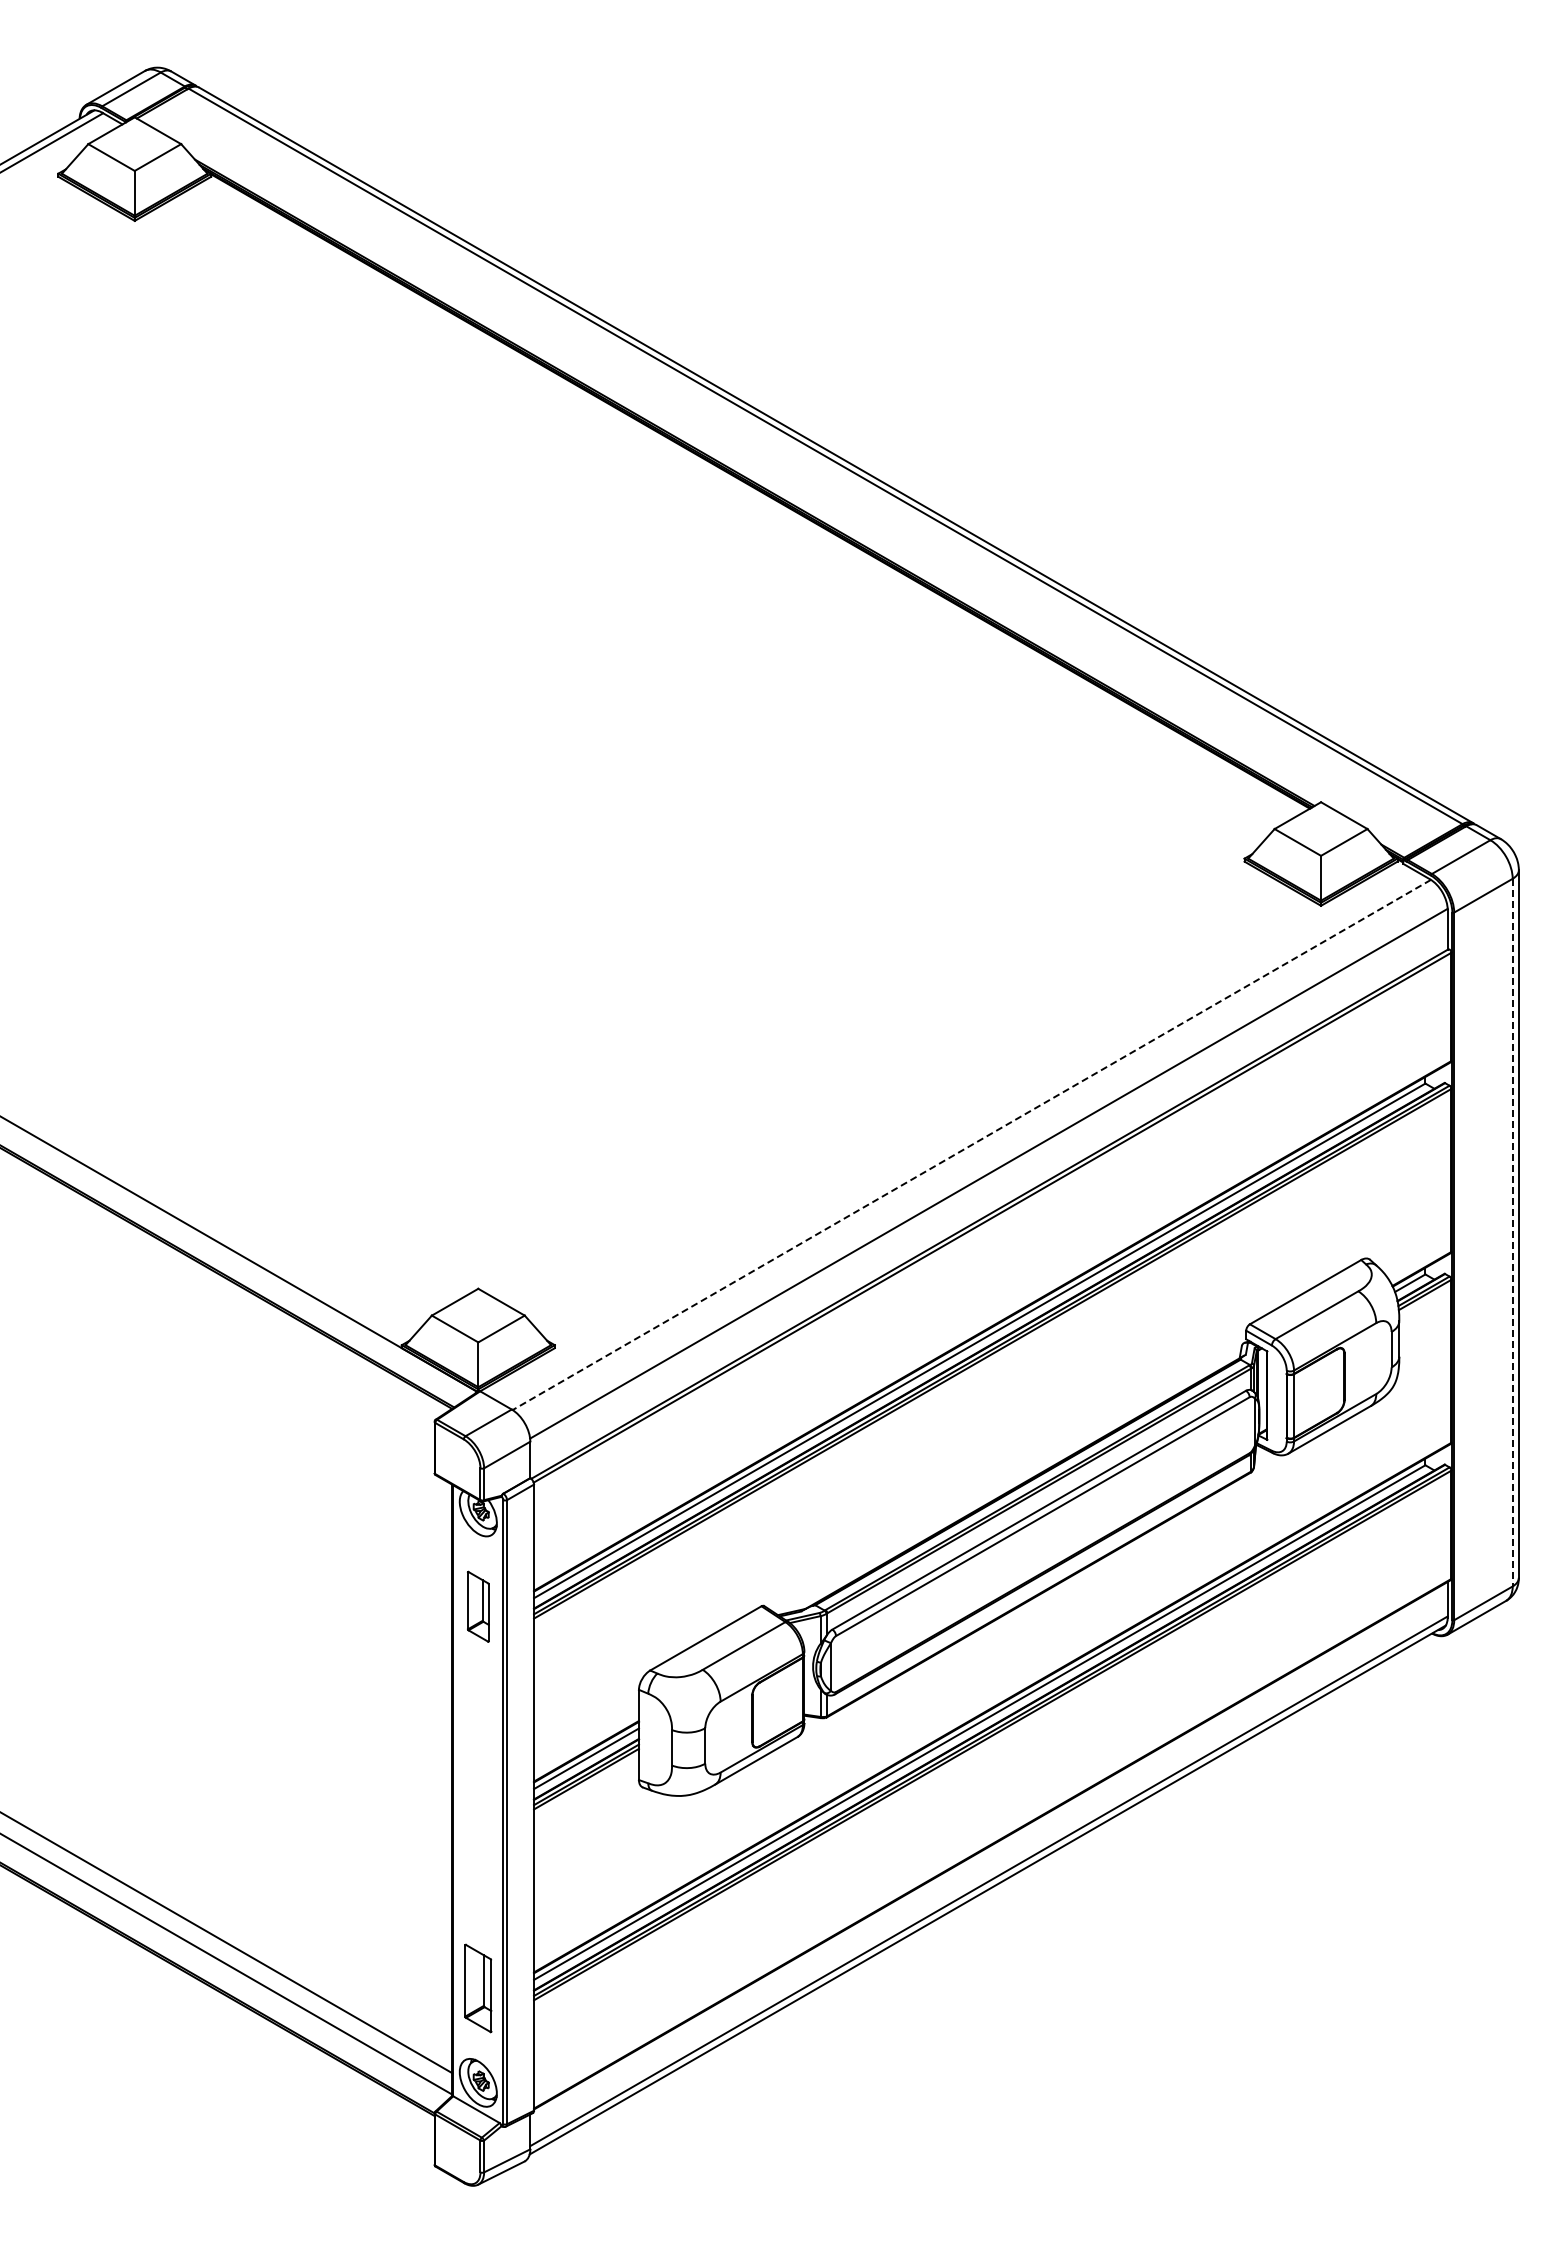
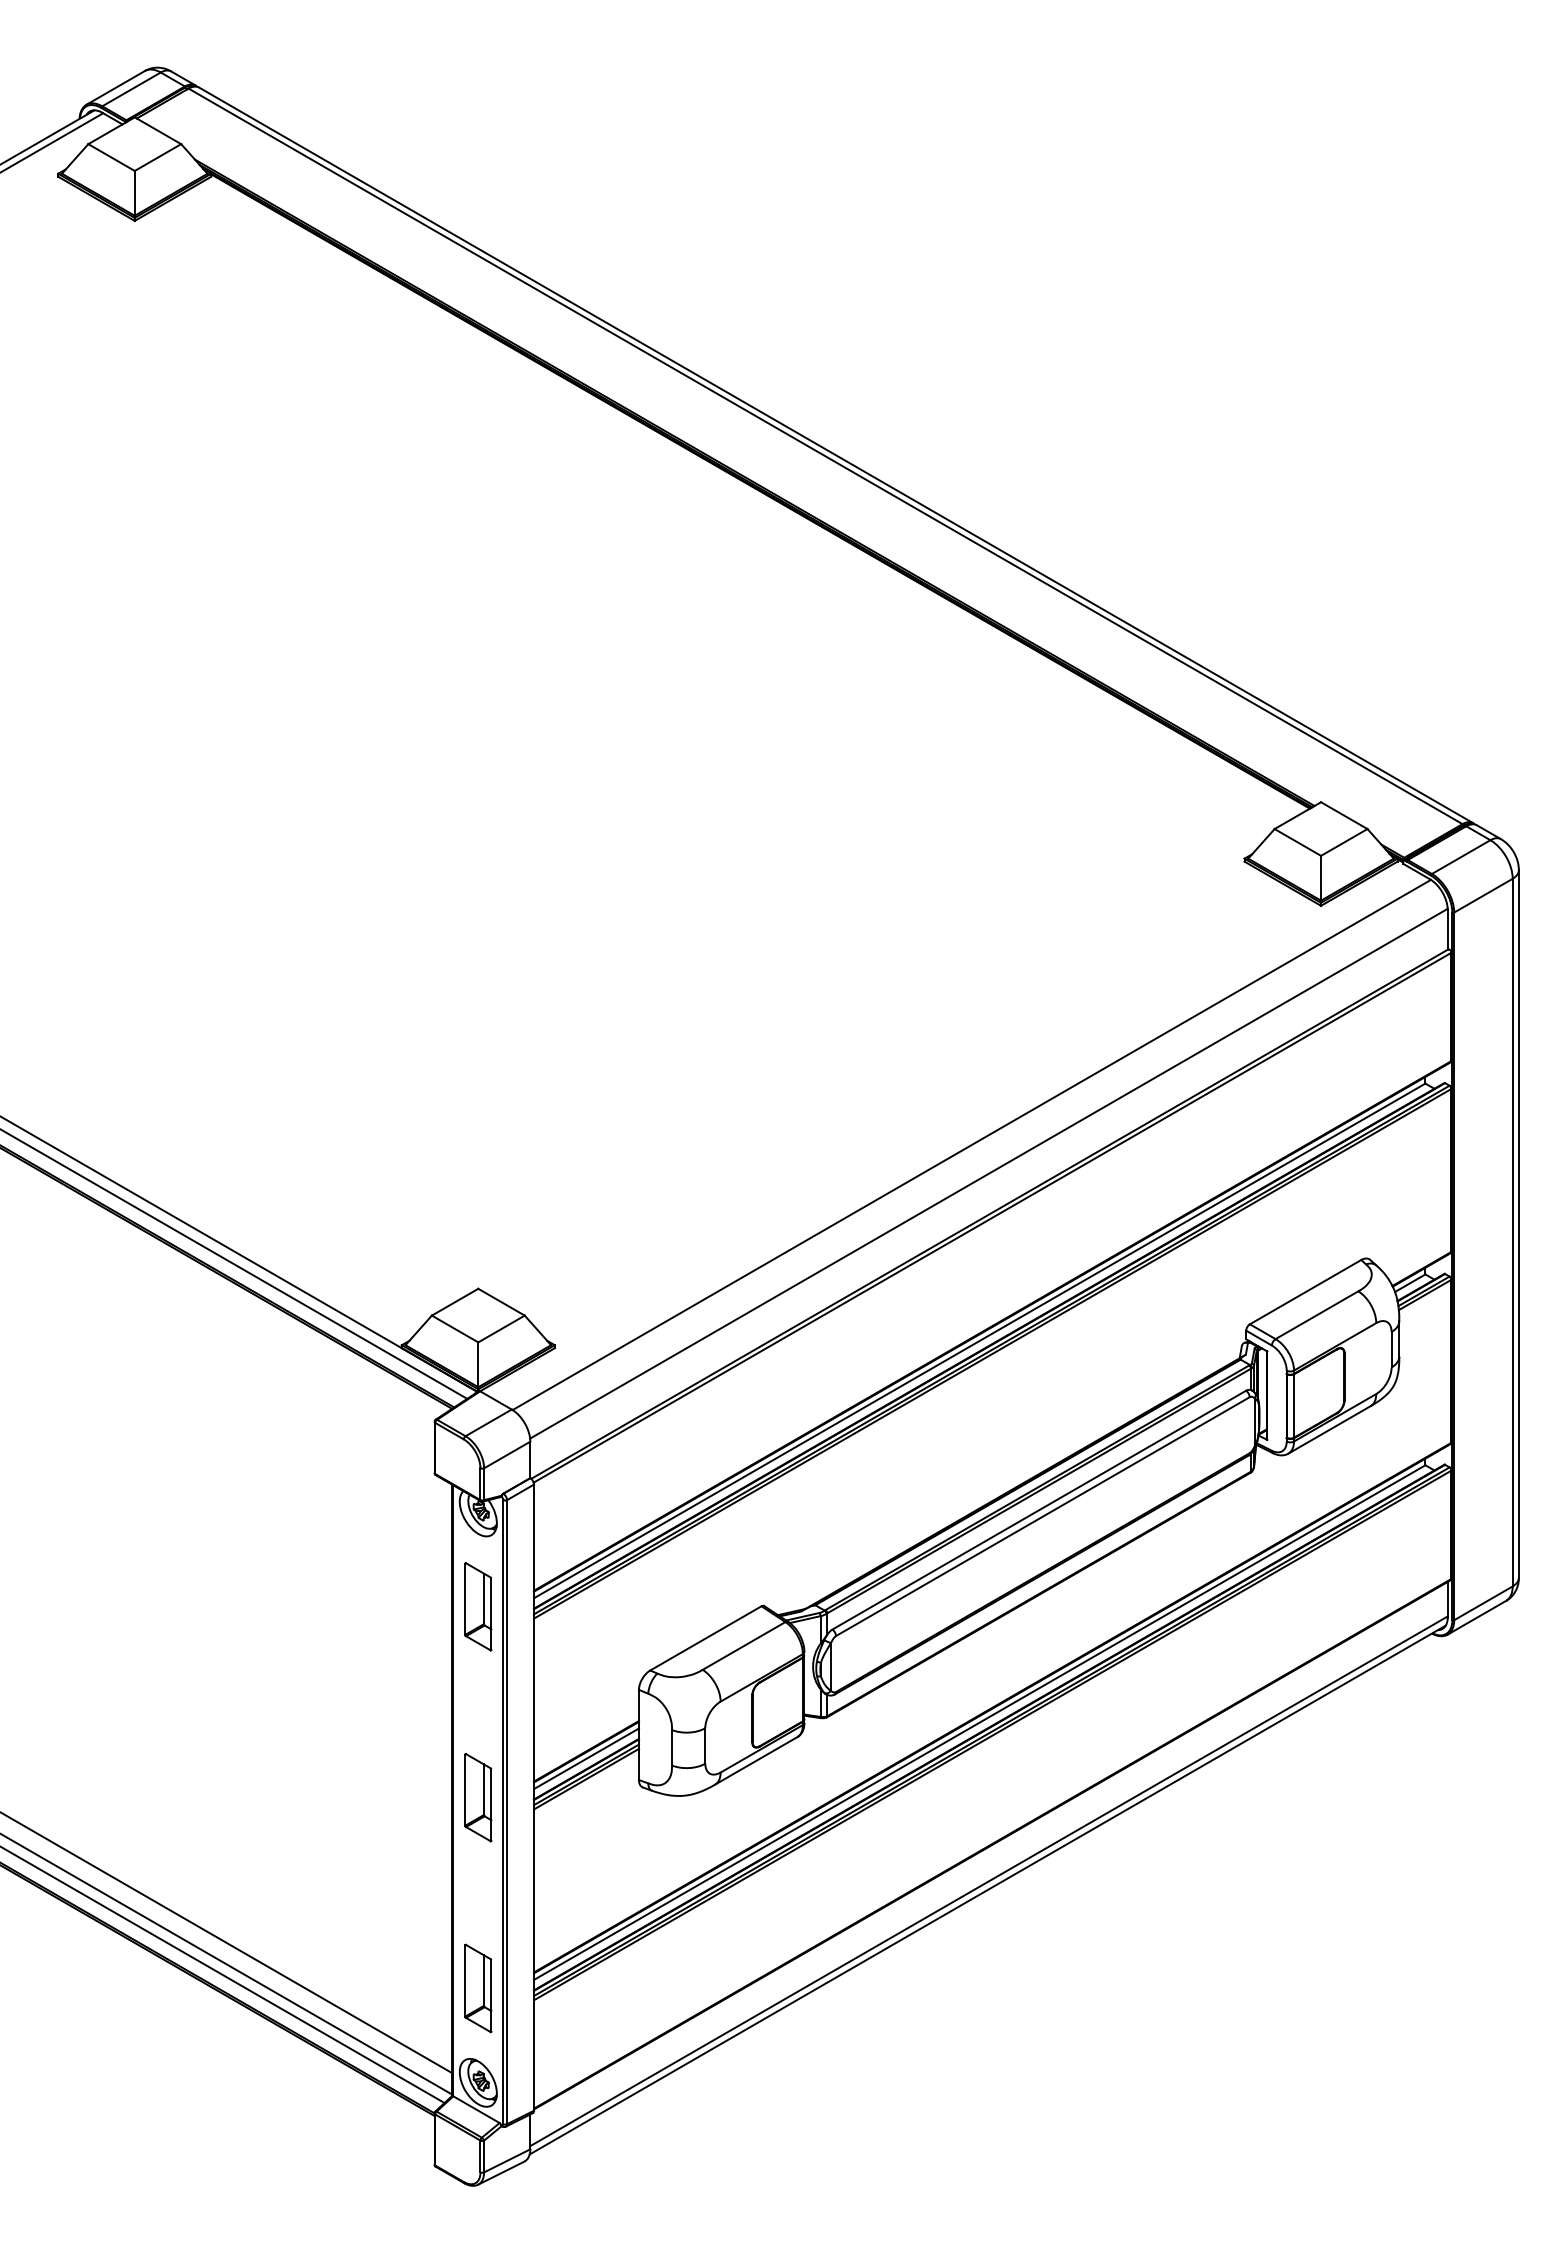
line: dashed -> solid (971, 1145)
line: dashed -> solid (1512, 1232)
line: none -> present (234, 1264)
part size: 23x73 px -> 29x90 px (478, 1606)
part: none -> present (478, 1797)
line: none -> present (223, 1975)
